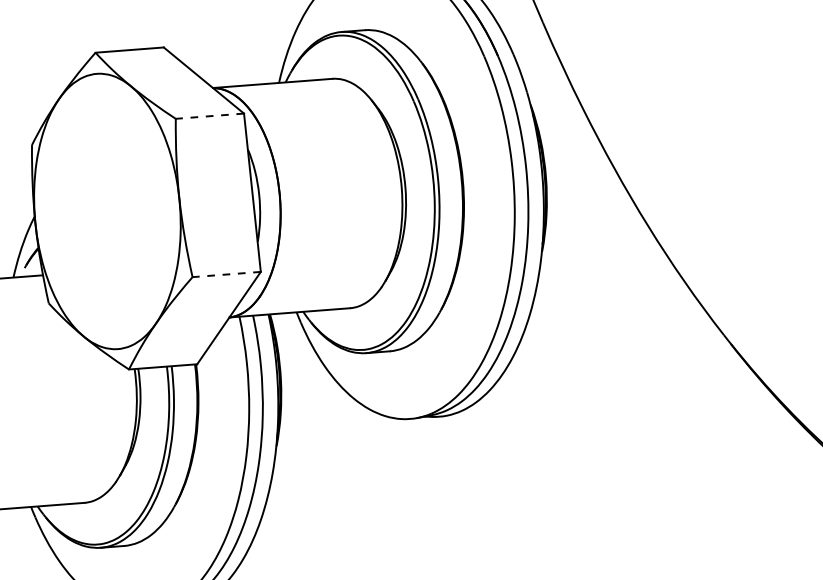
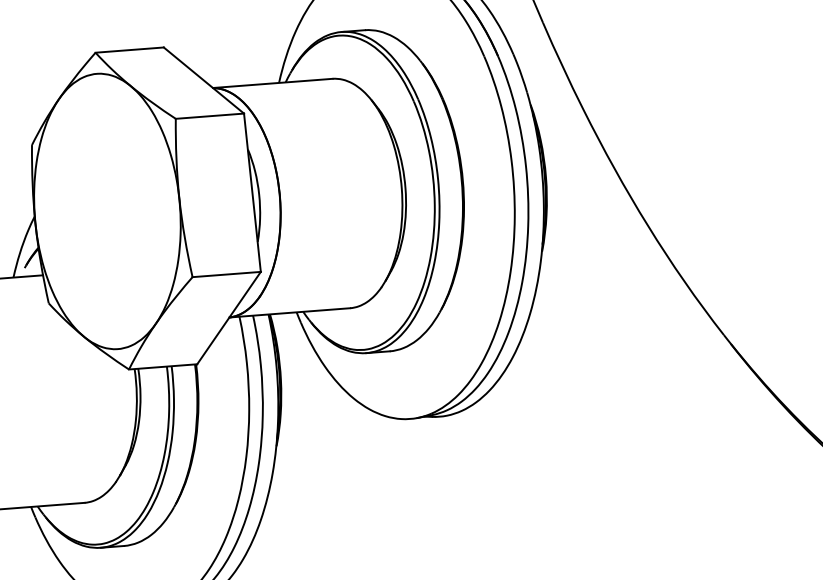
line: dashed -> solid (209, 116)
line: dashed -> solid (226, 274)
